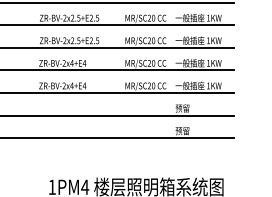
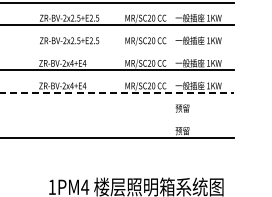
line: present -> none (118, 47)
line: solid -> dashed (117, 93)
line: present -> none (118, 115)
